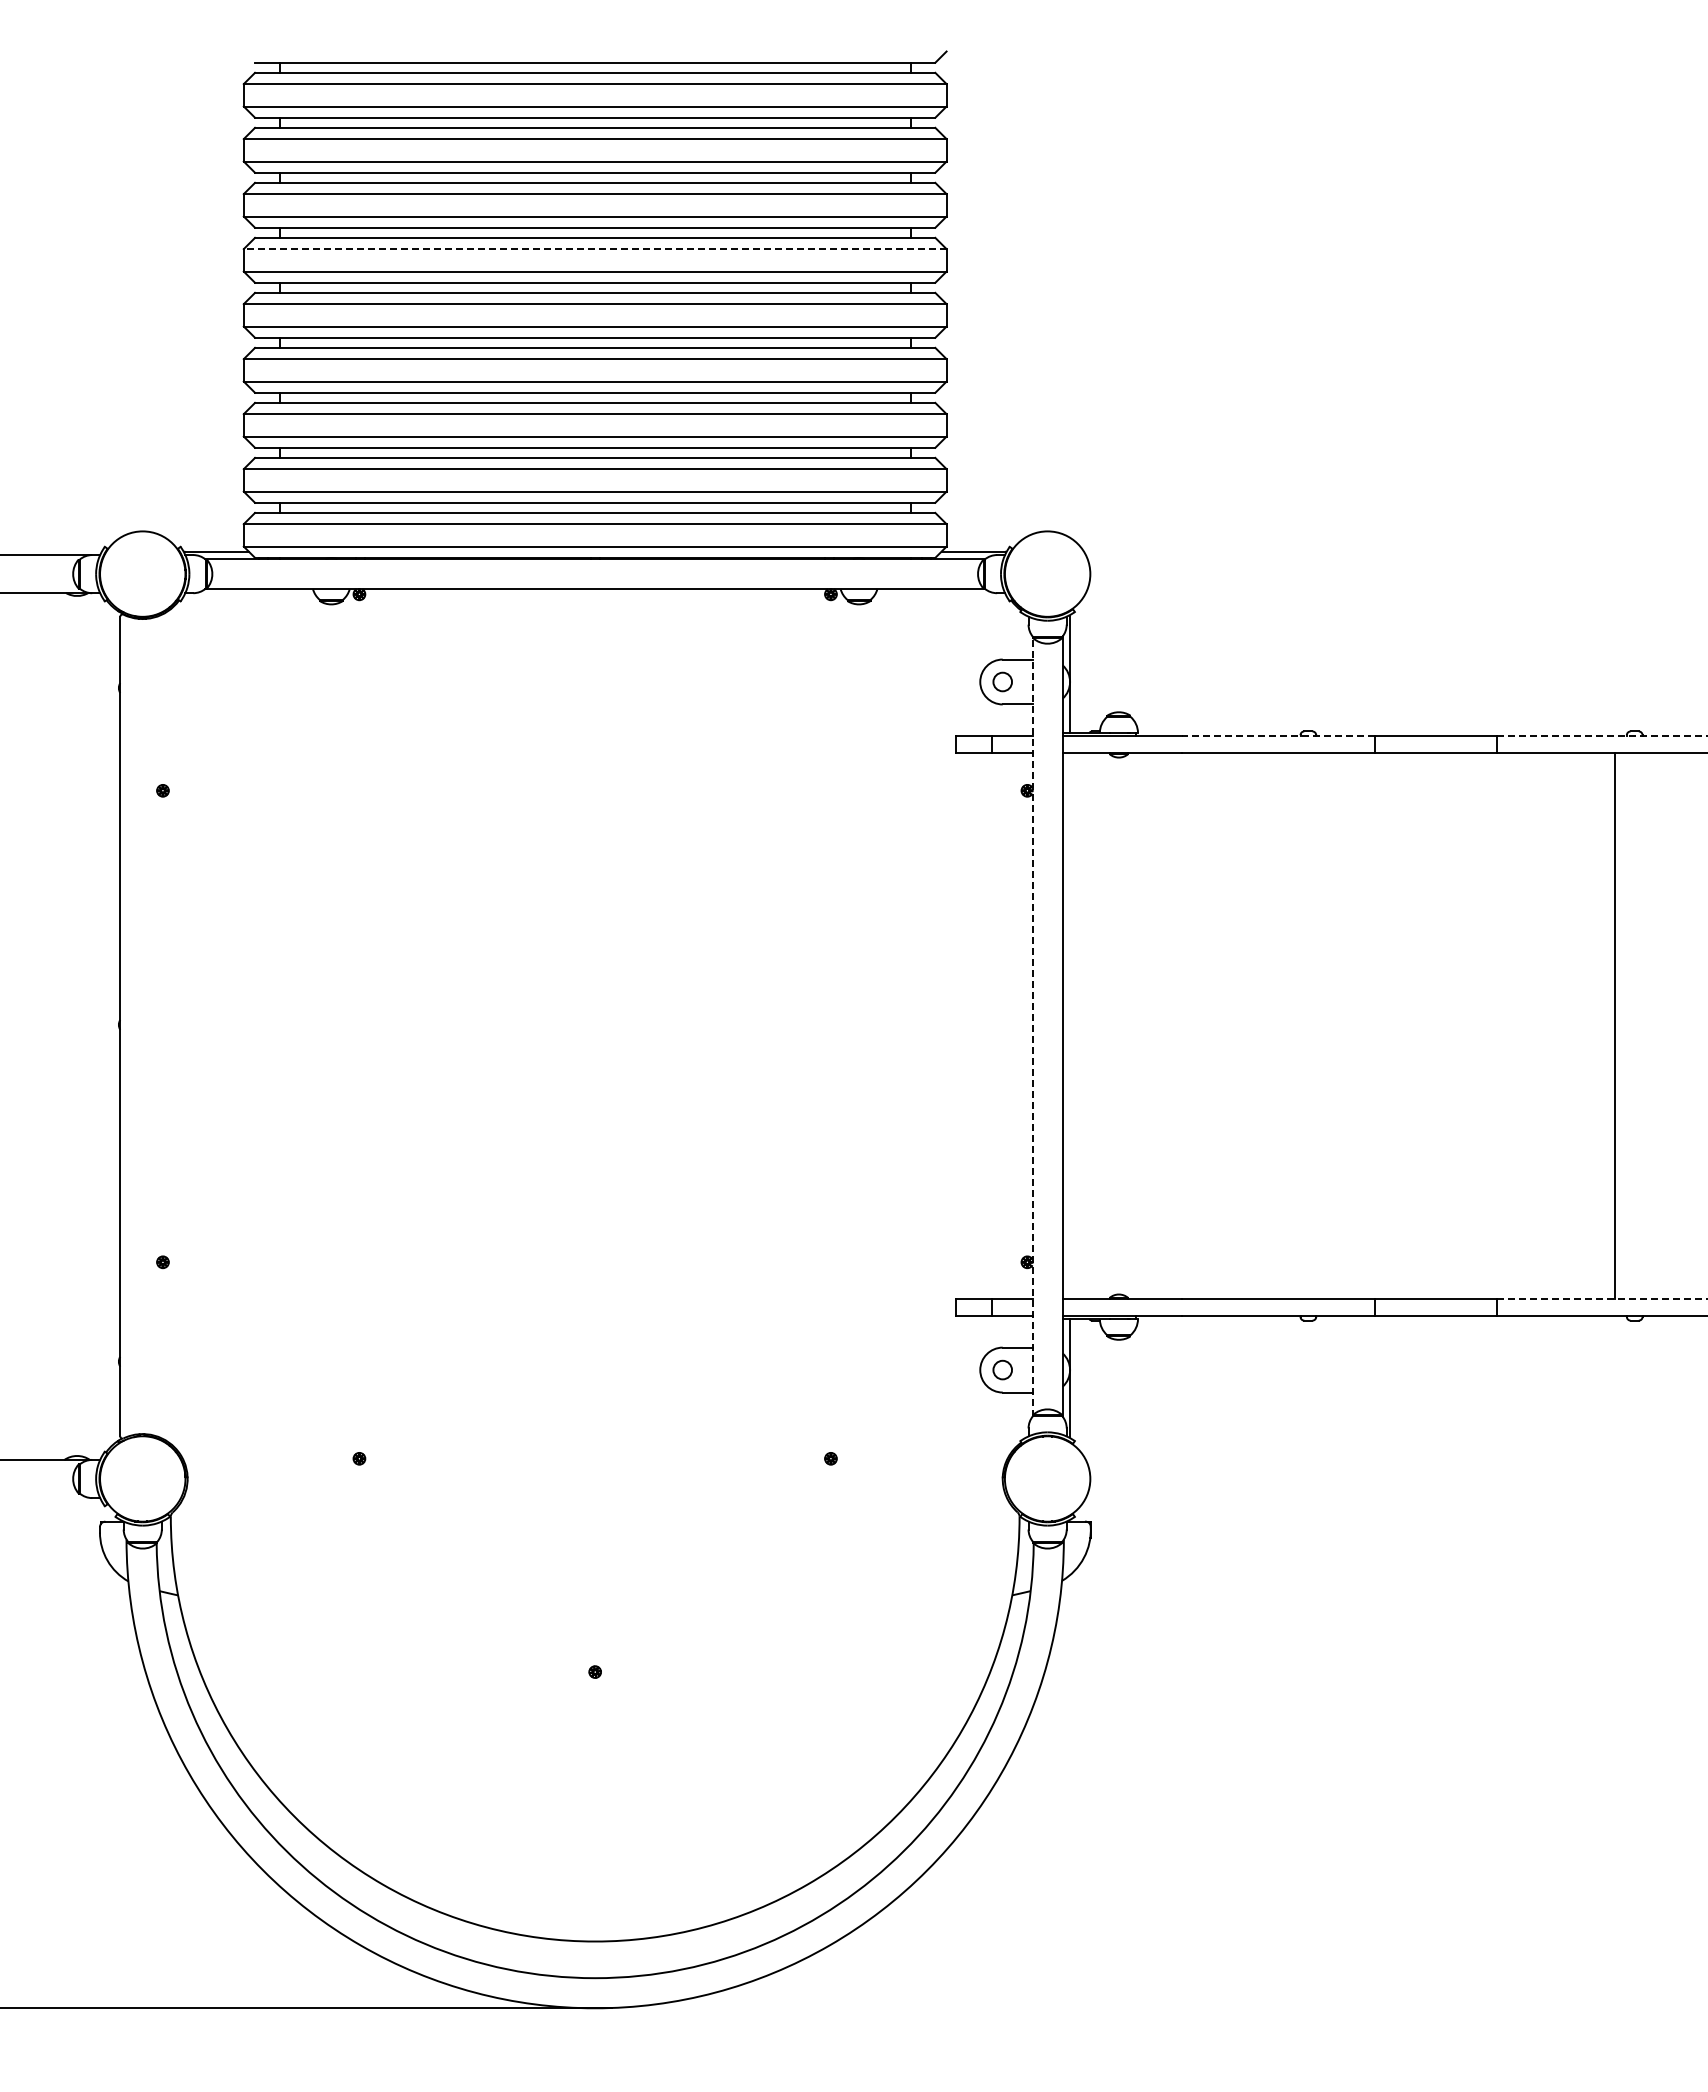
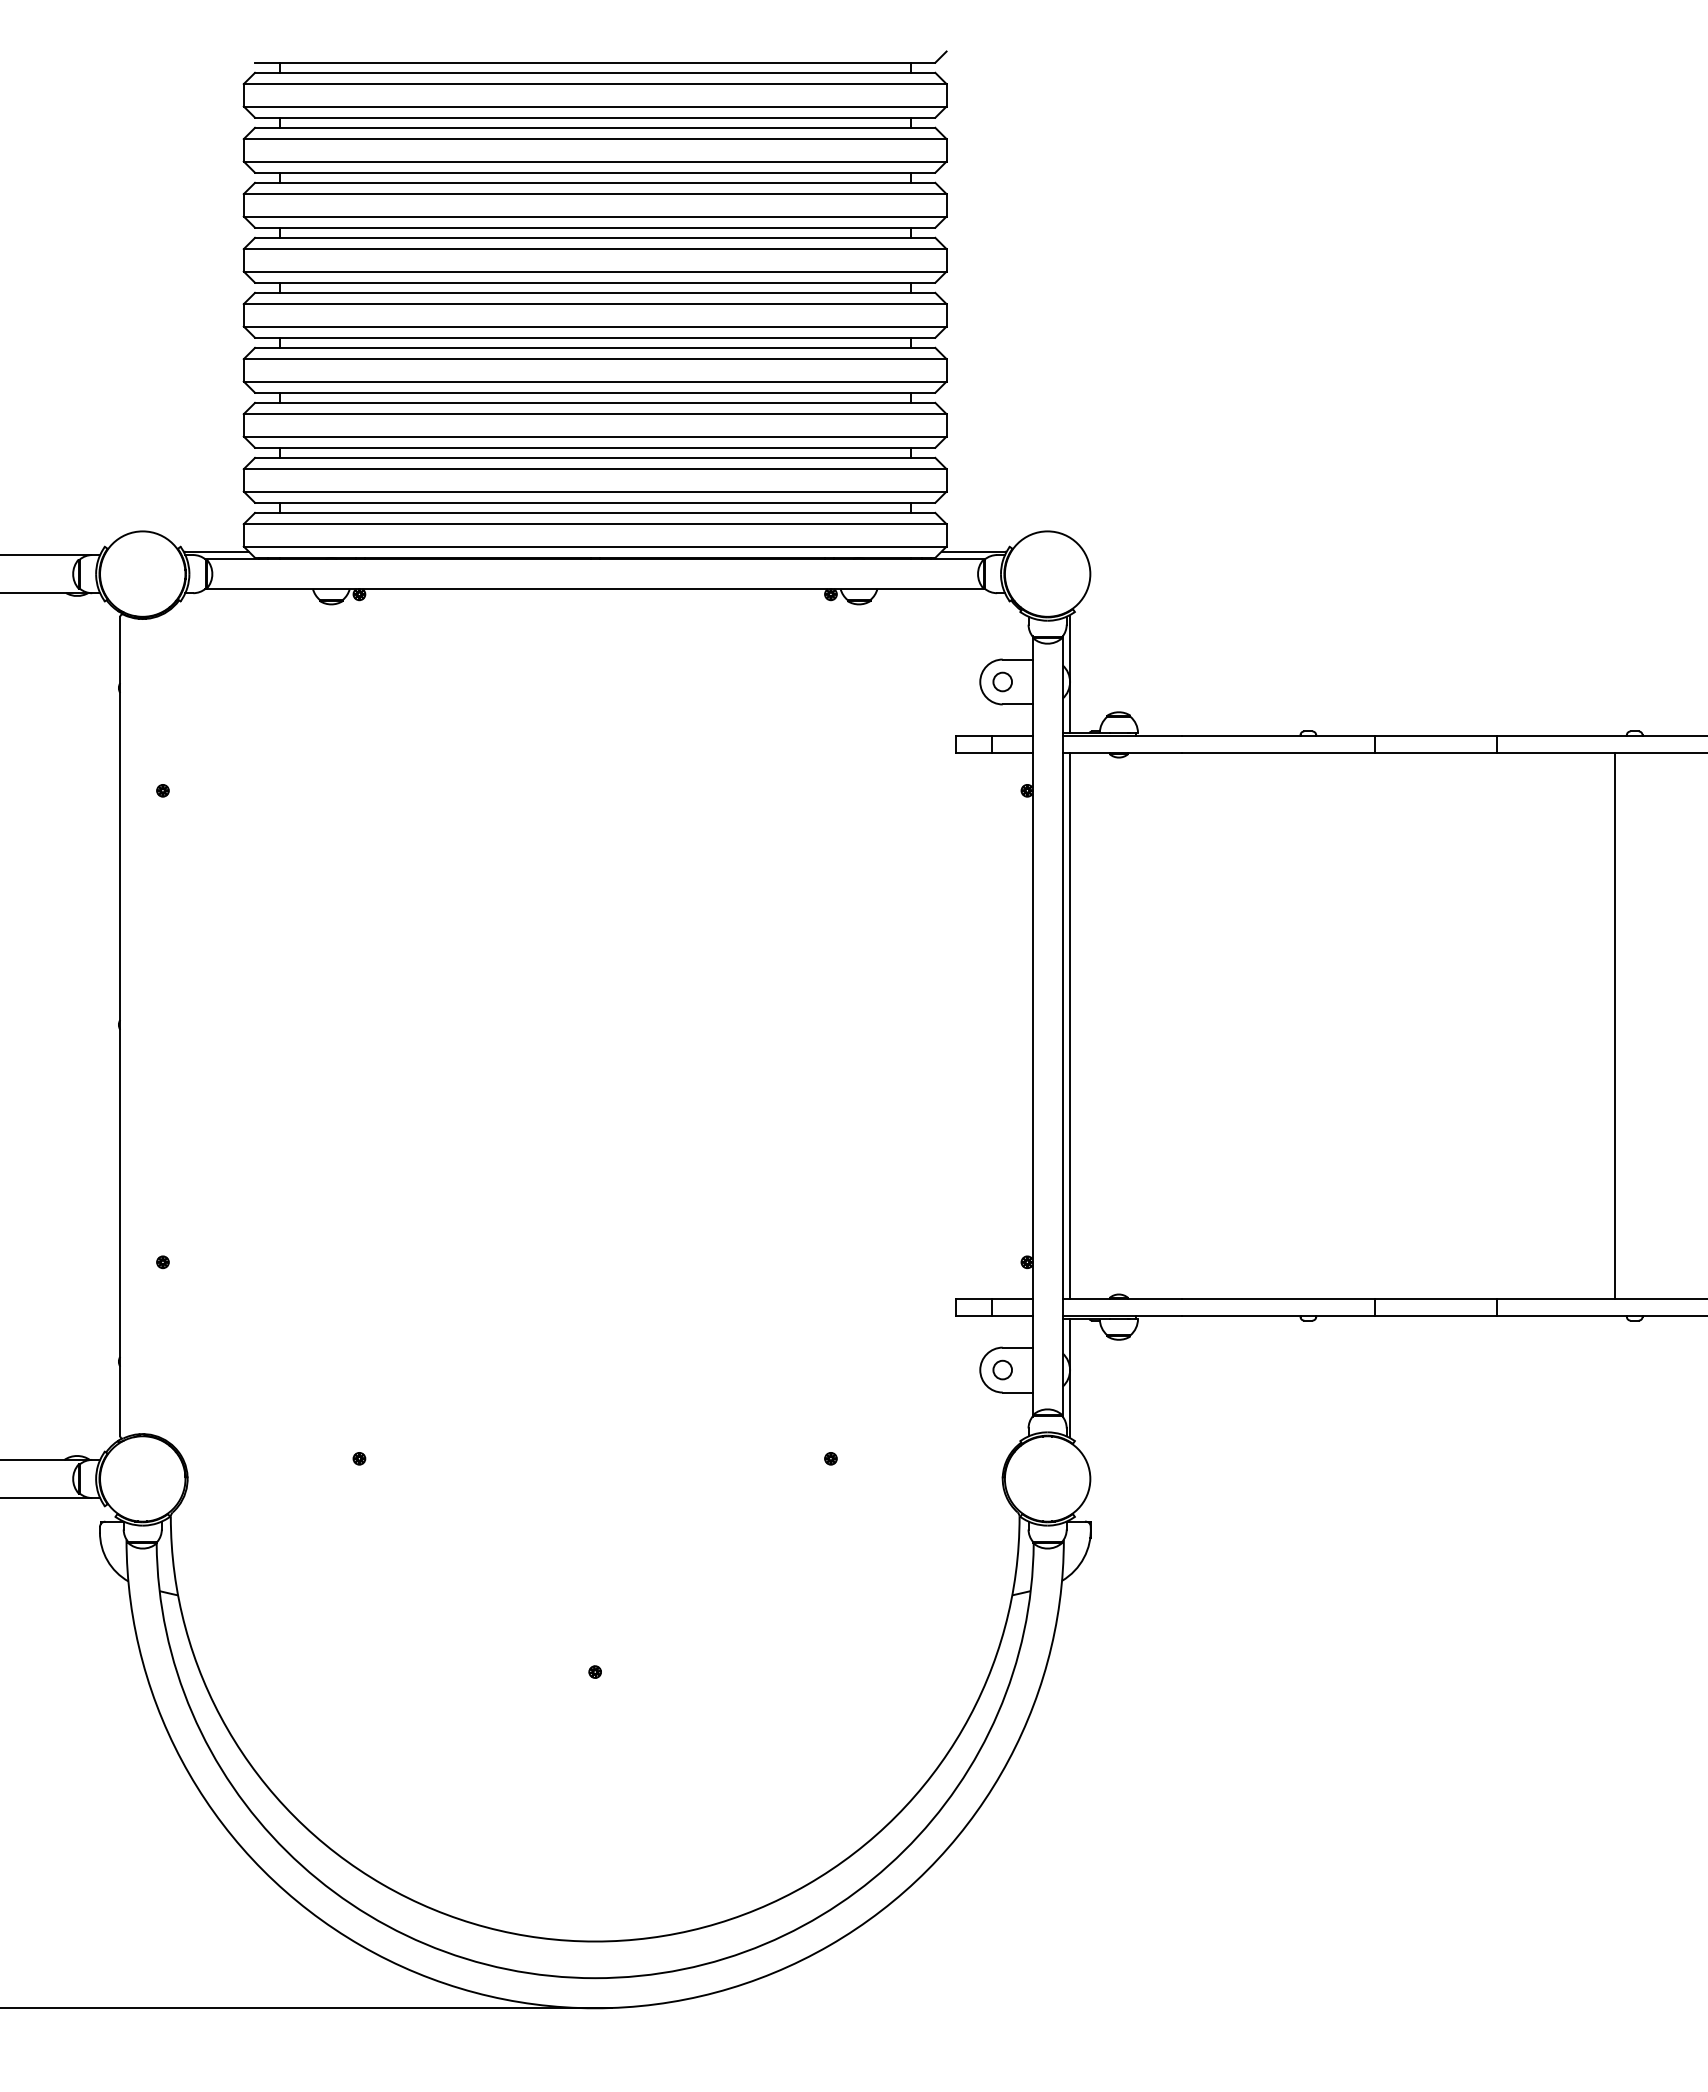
line: dashed -> solid (594, 249)
line: dashed -> solid (1277, 736)
line: dashed -> solid (1602, 736)
line: none -> present (1070, 1025)
line: dashed -> solid (1032, 1026)
line: dashed -> solid (1602, 1298)
line: none -> present (45, 1497)
